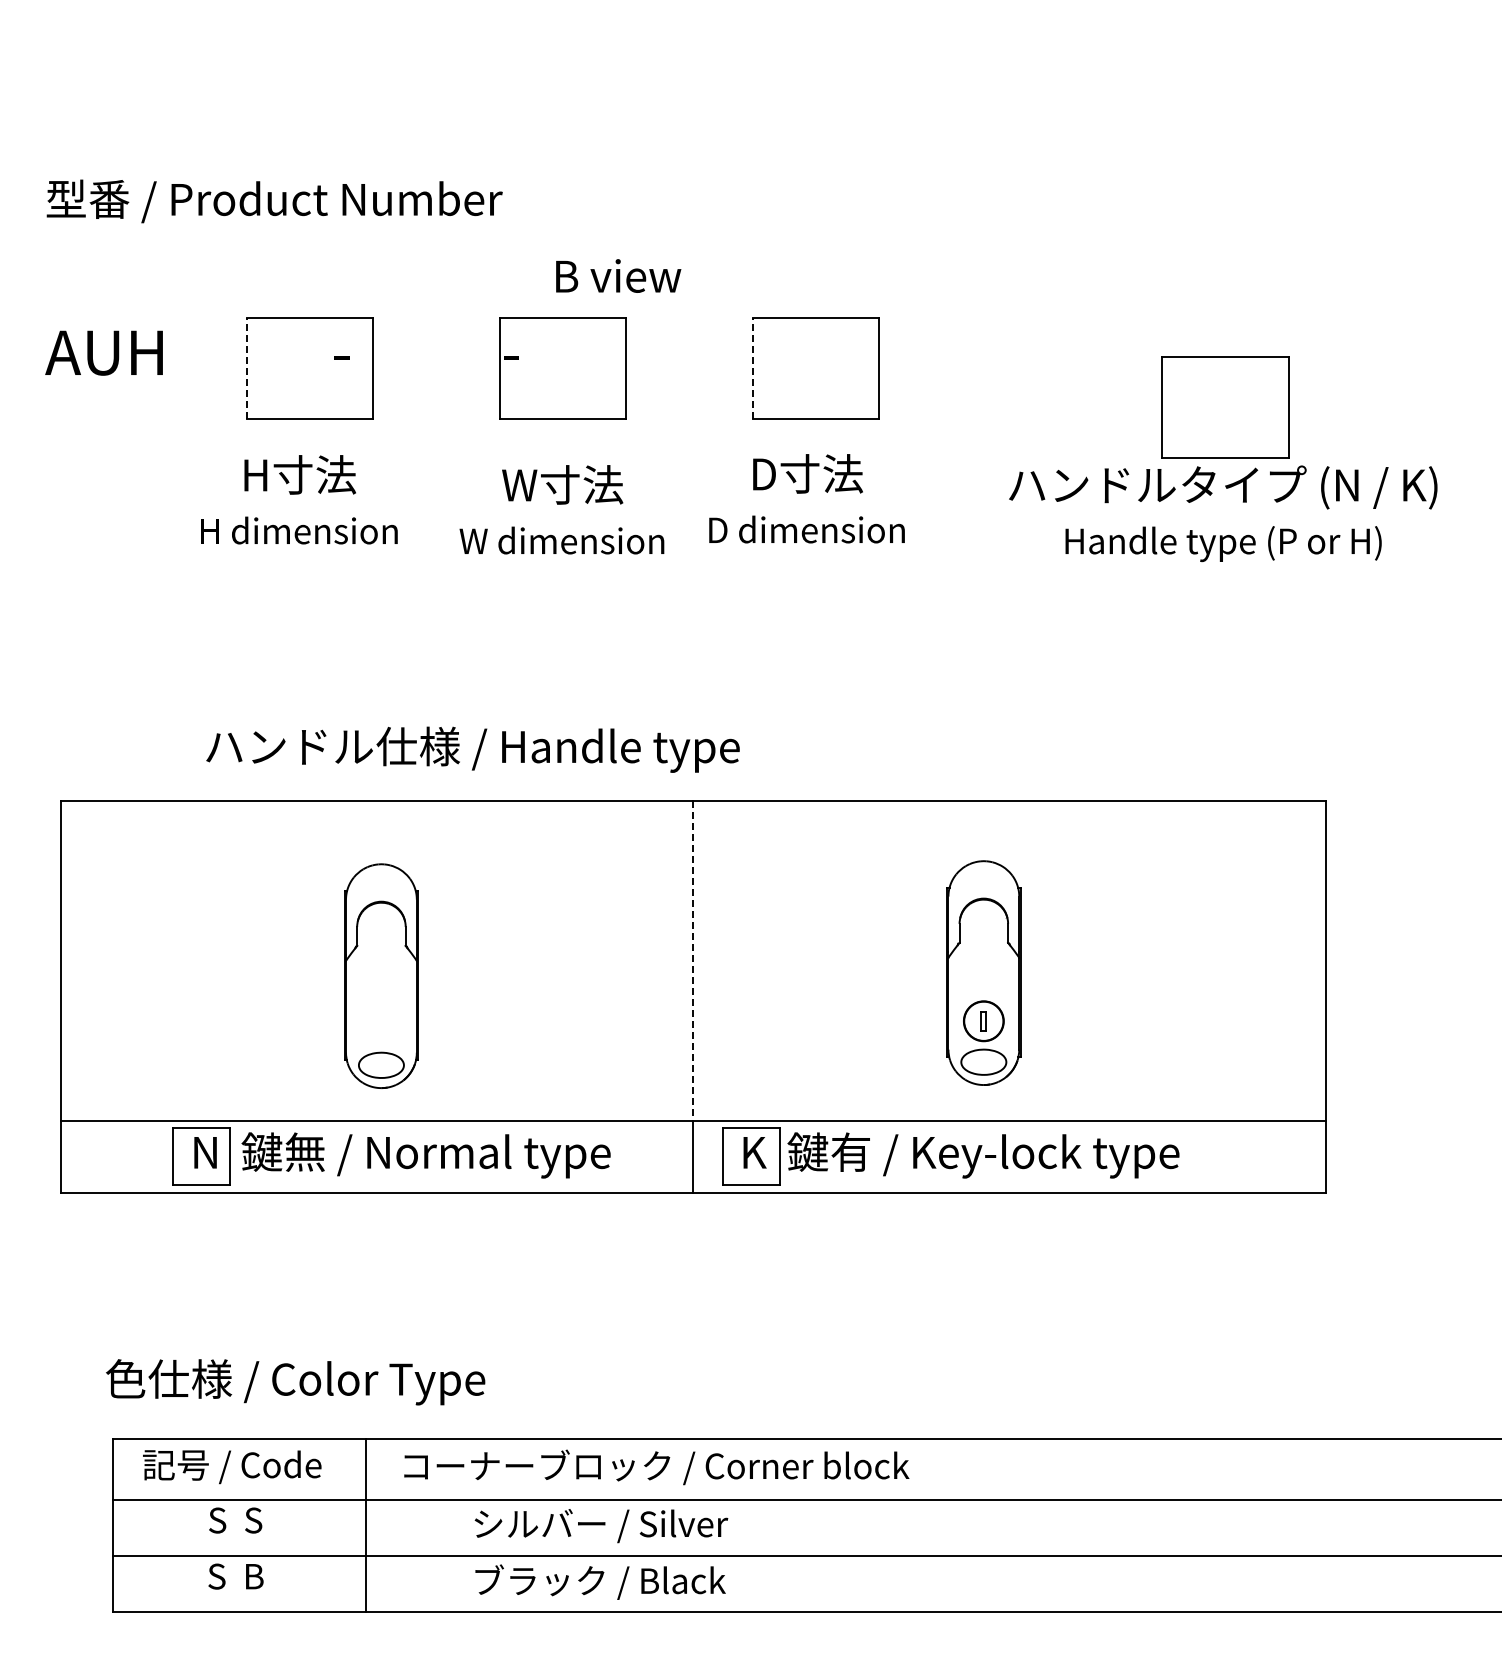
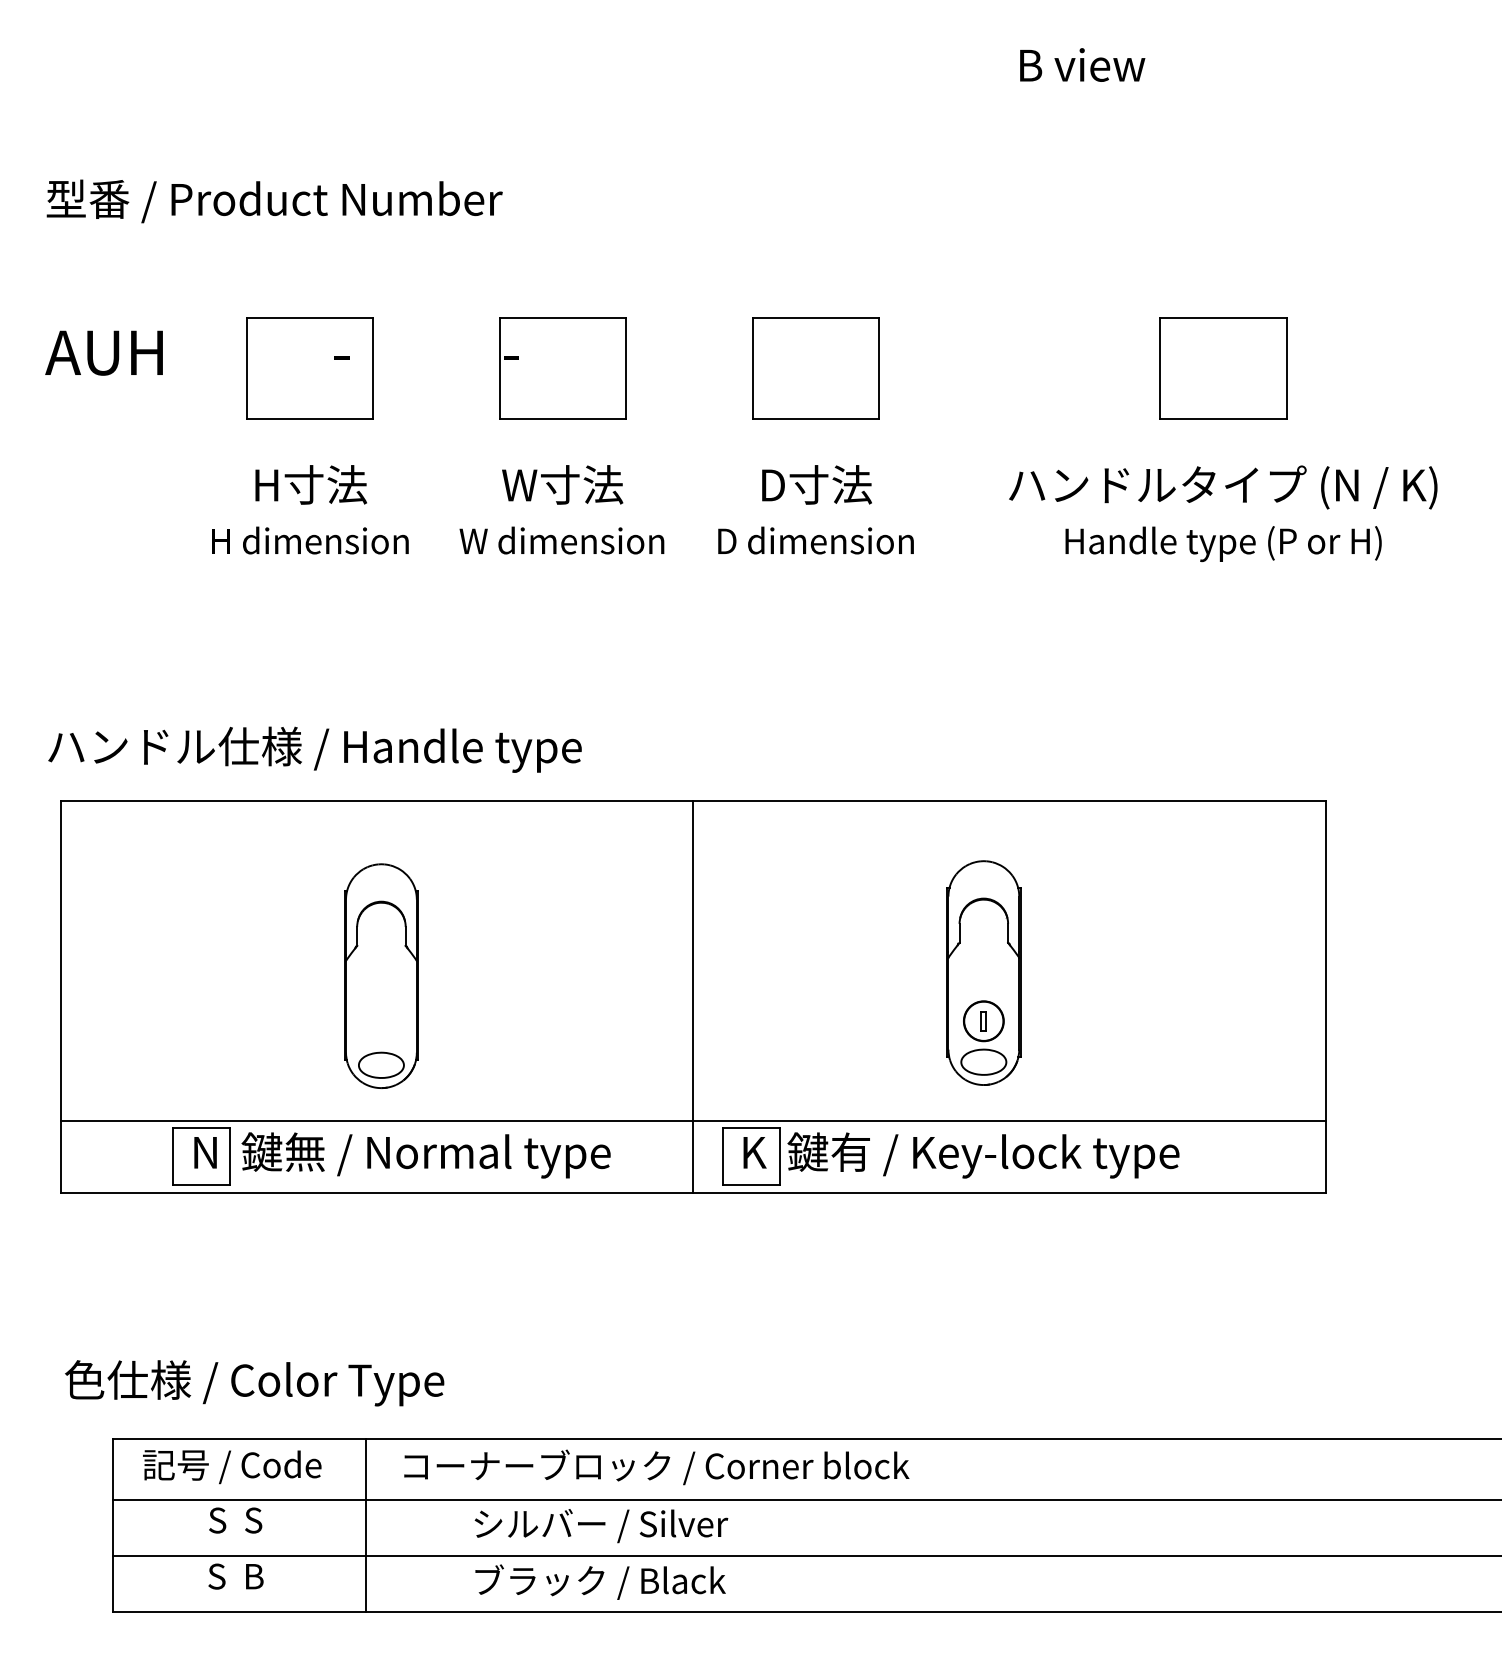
text position: (618, 275) -> (1082, 64) (1082, 64)
line: dashed -> solid (246, 368)
line: dashed -> solid (752, 368)
part position: (1225, 407) -> (1223, 368) (1223, 368)
text position: (806, 498) -> (815, 509) (815, 509)
text position: (299, 499) -> (310, 509) (310, 509)
text position: (472, 749) -> (314, 749) (314, 749)
line: dashed -> solid (693, 960)
text position: (295, 1382) -> (254, 1383) (254, 1383)
